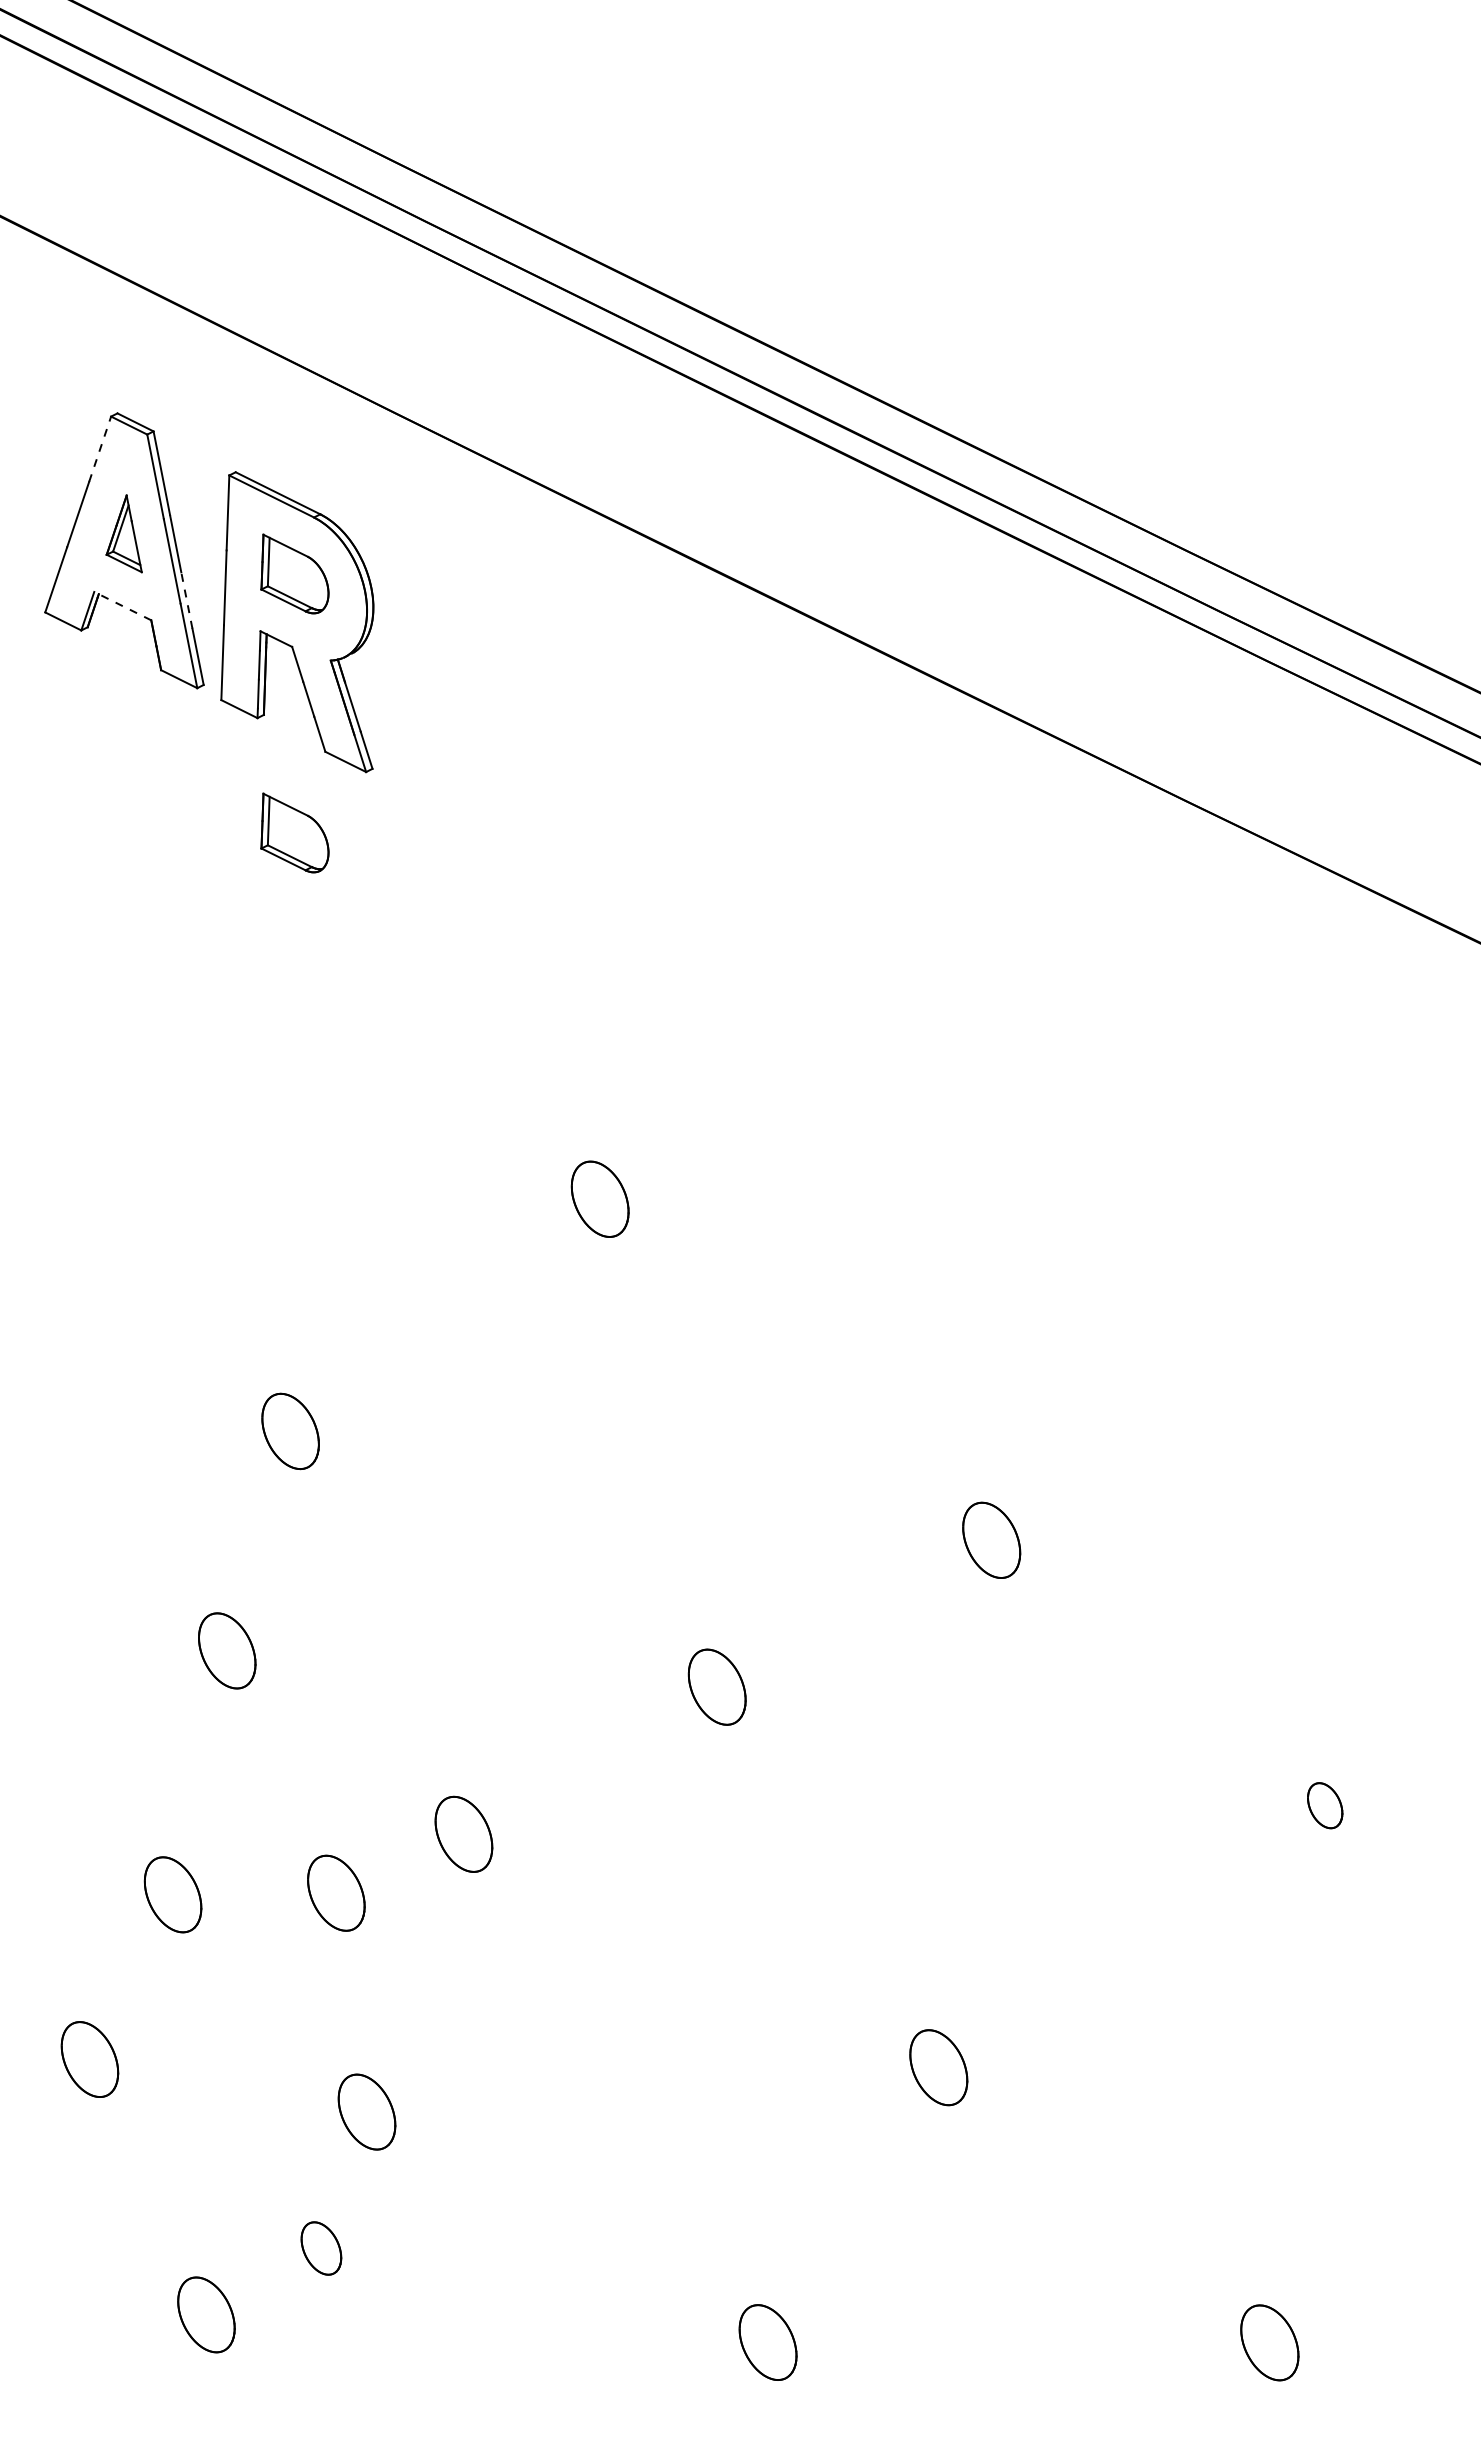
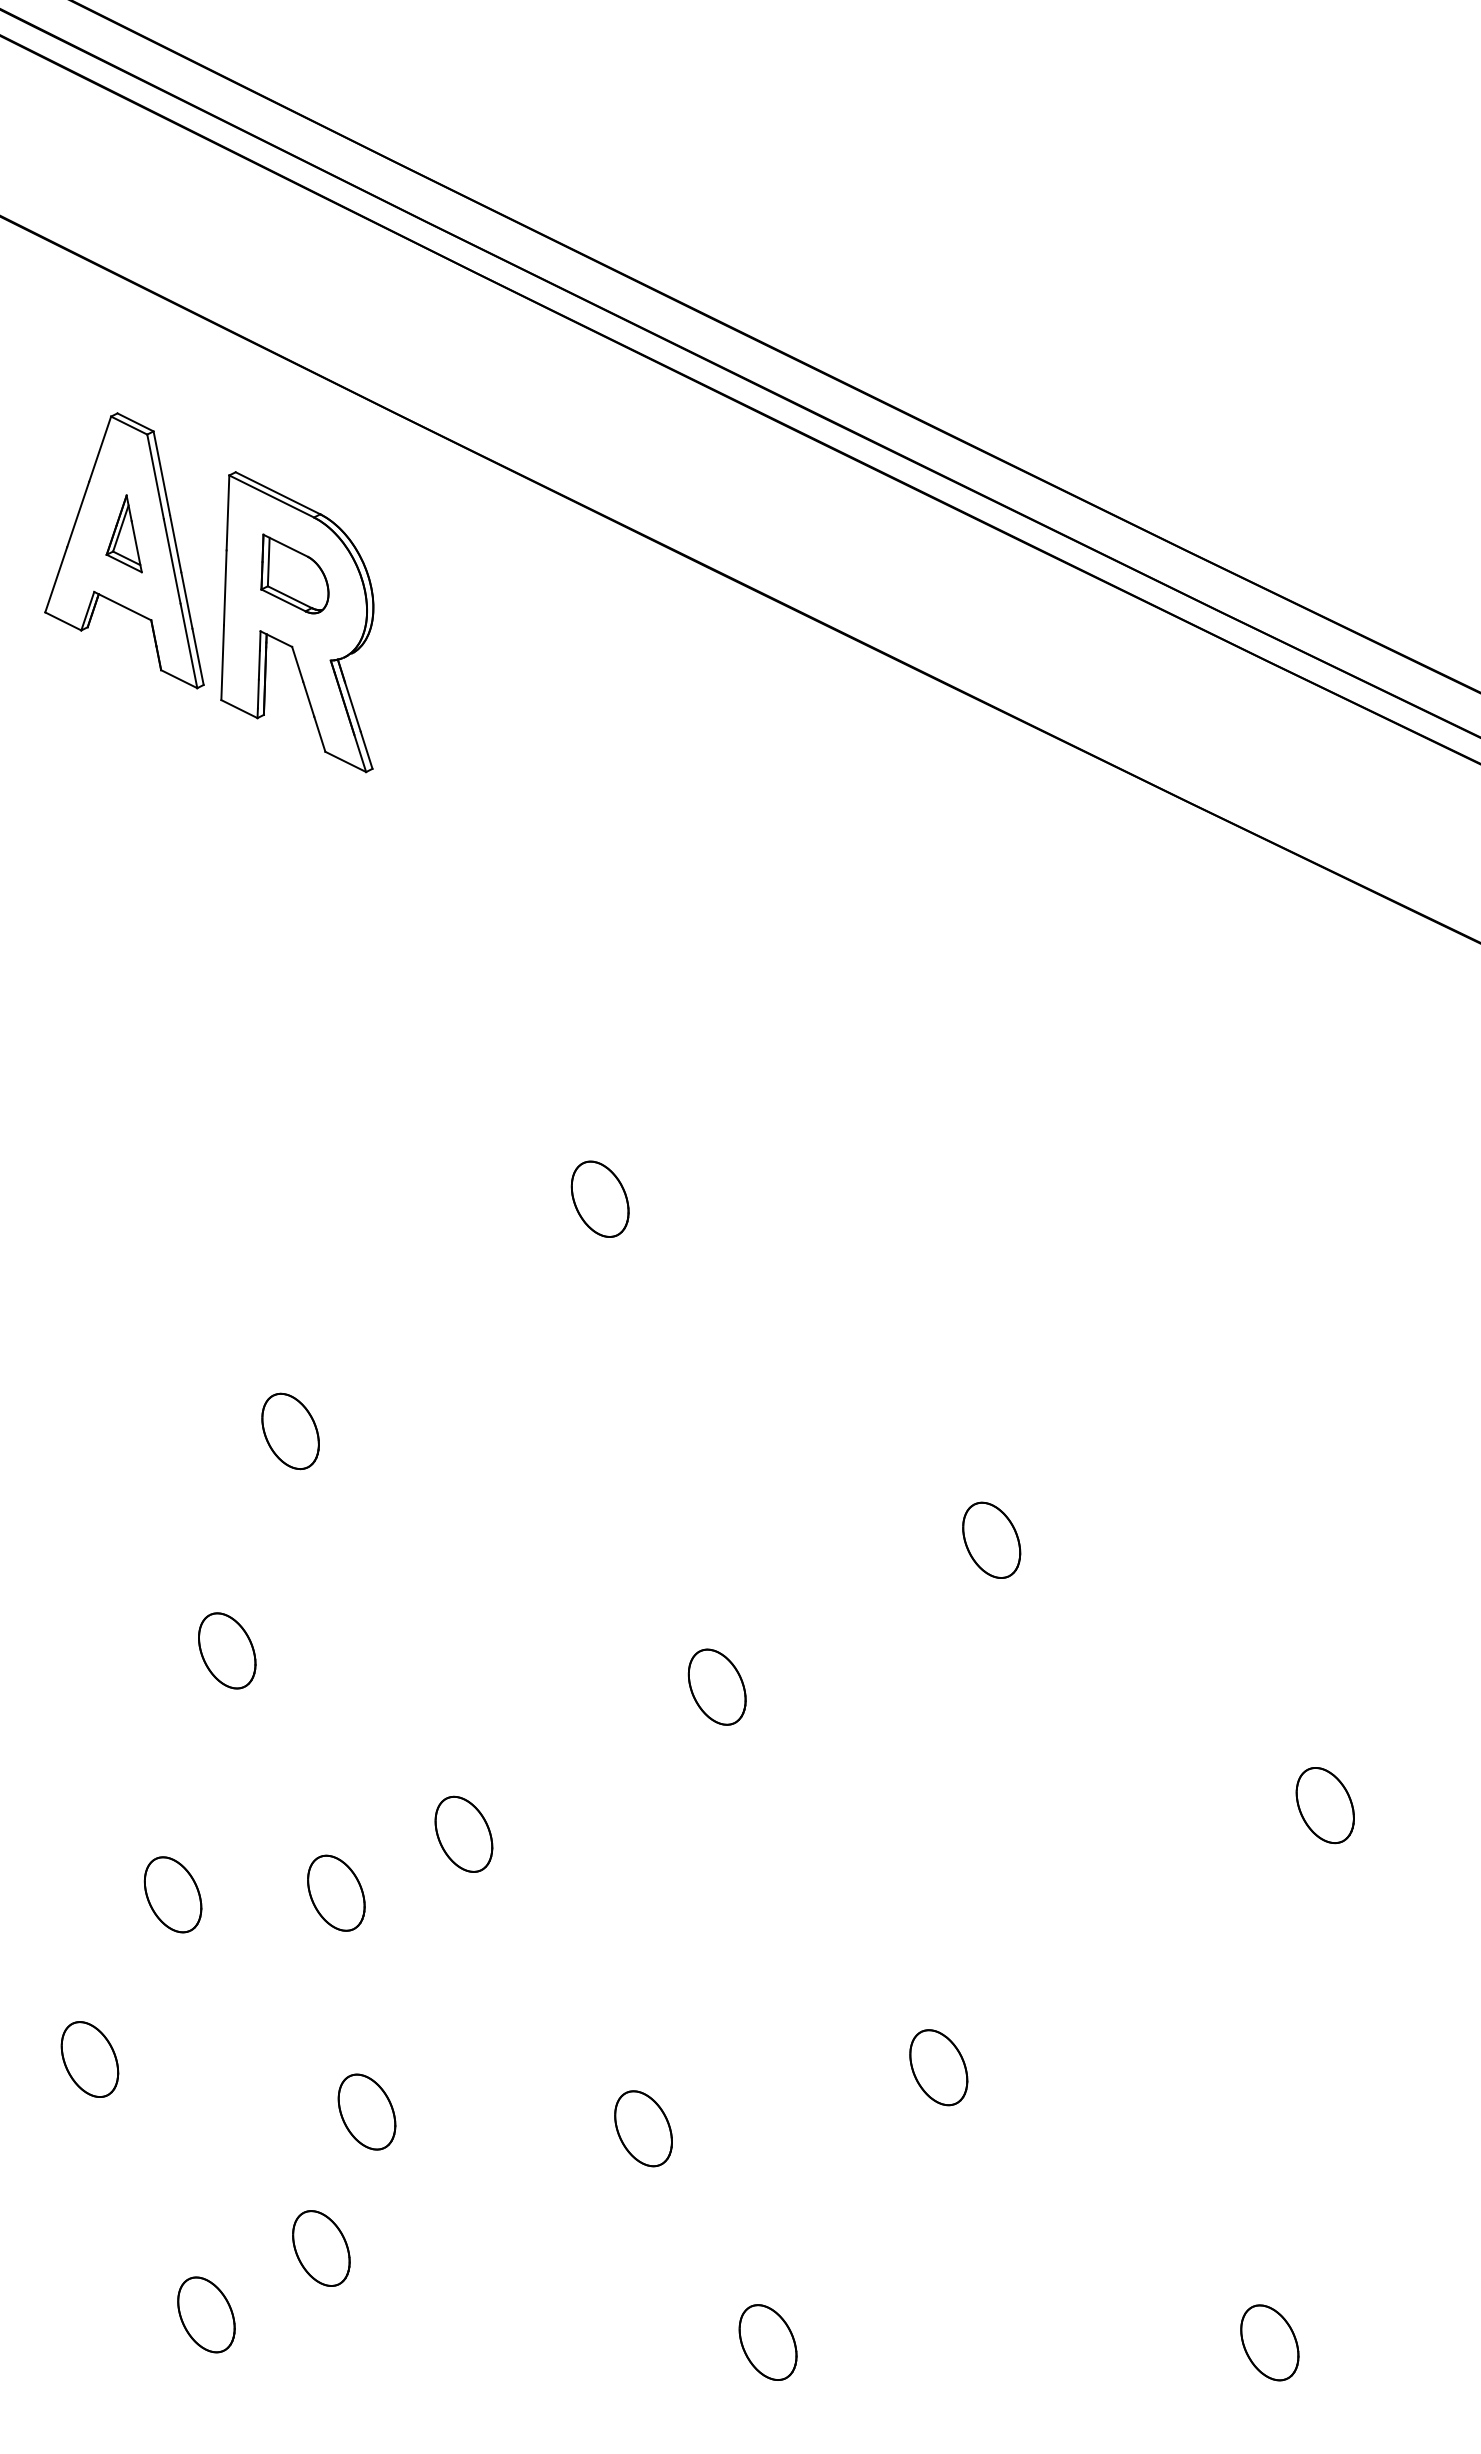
line: dashed -> solid (100, 448)
line: dashed -> solid (186, 600)
line: dashed -> solid (122, 606)
part: present -> none (294, 832)
part size: 37x48 px -> 60x78 px (1324, 1805)
part: none -> present (643, 2128)
part size: 43x55 px -> 59x77 px (321, 2248)
